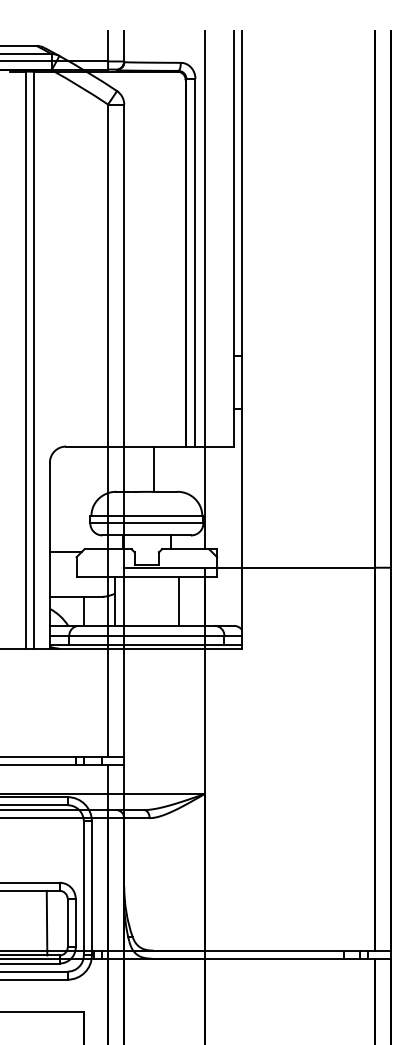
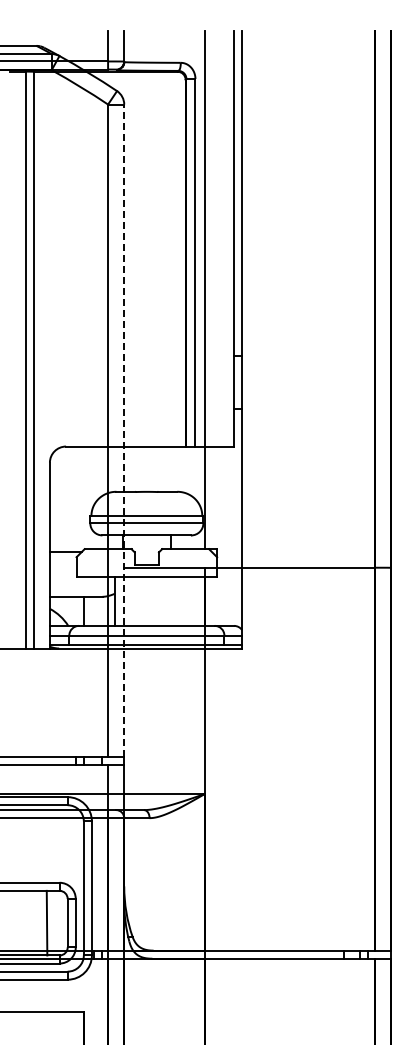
line: solid -> dashed (124, 430)
line: present -> none (153, 468)
line: present -> none (179, 601)
